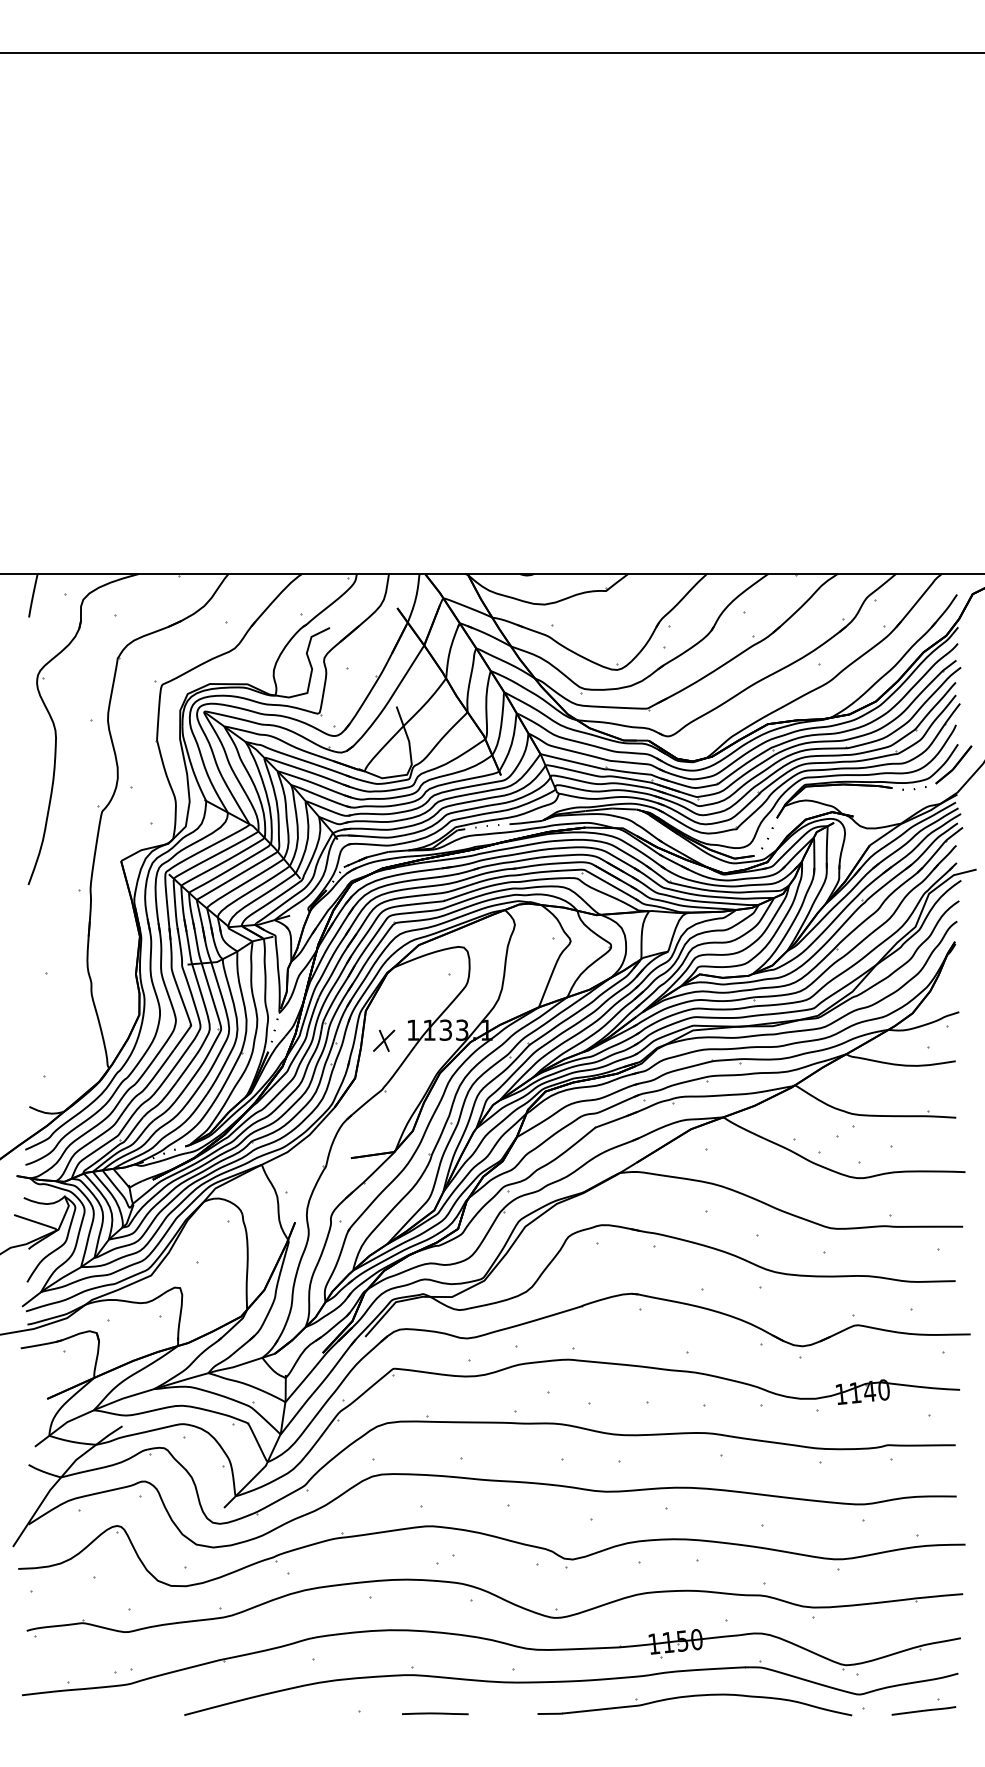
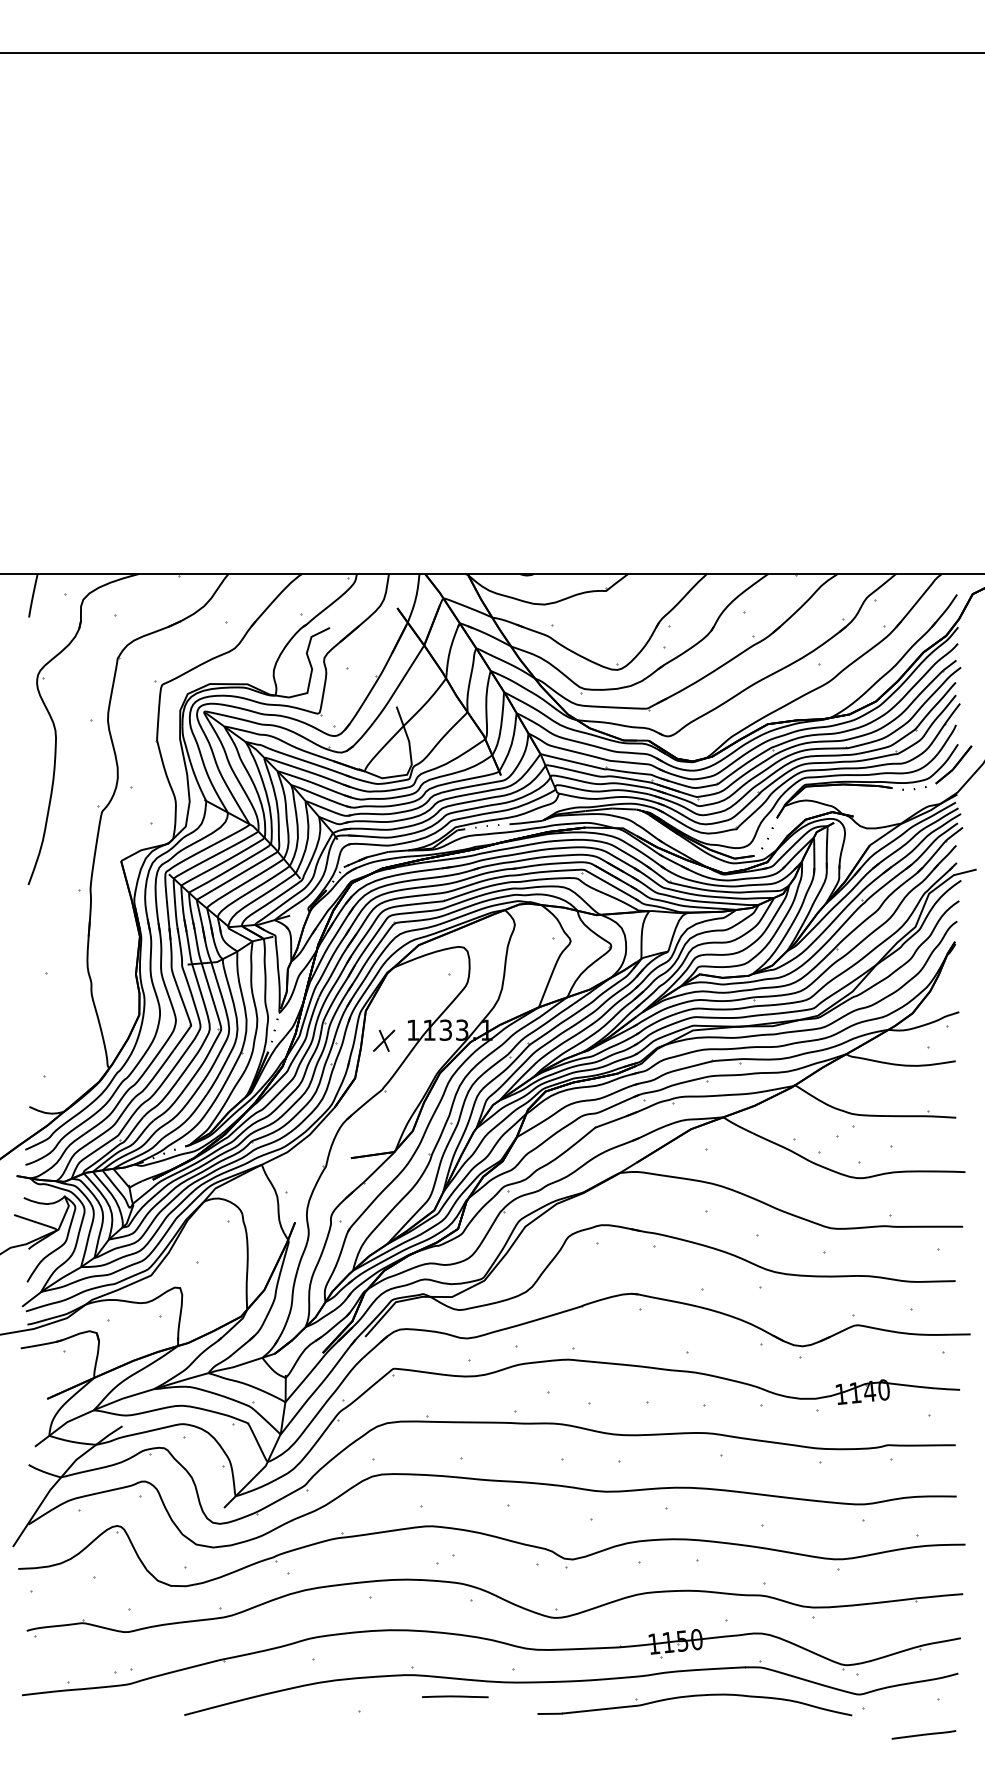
line position: (923, 1710) -> (923, 1734) (923, 1734)
line position: (435, 1713) -> (455, 1696) (455, 1696)
